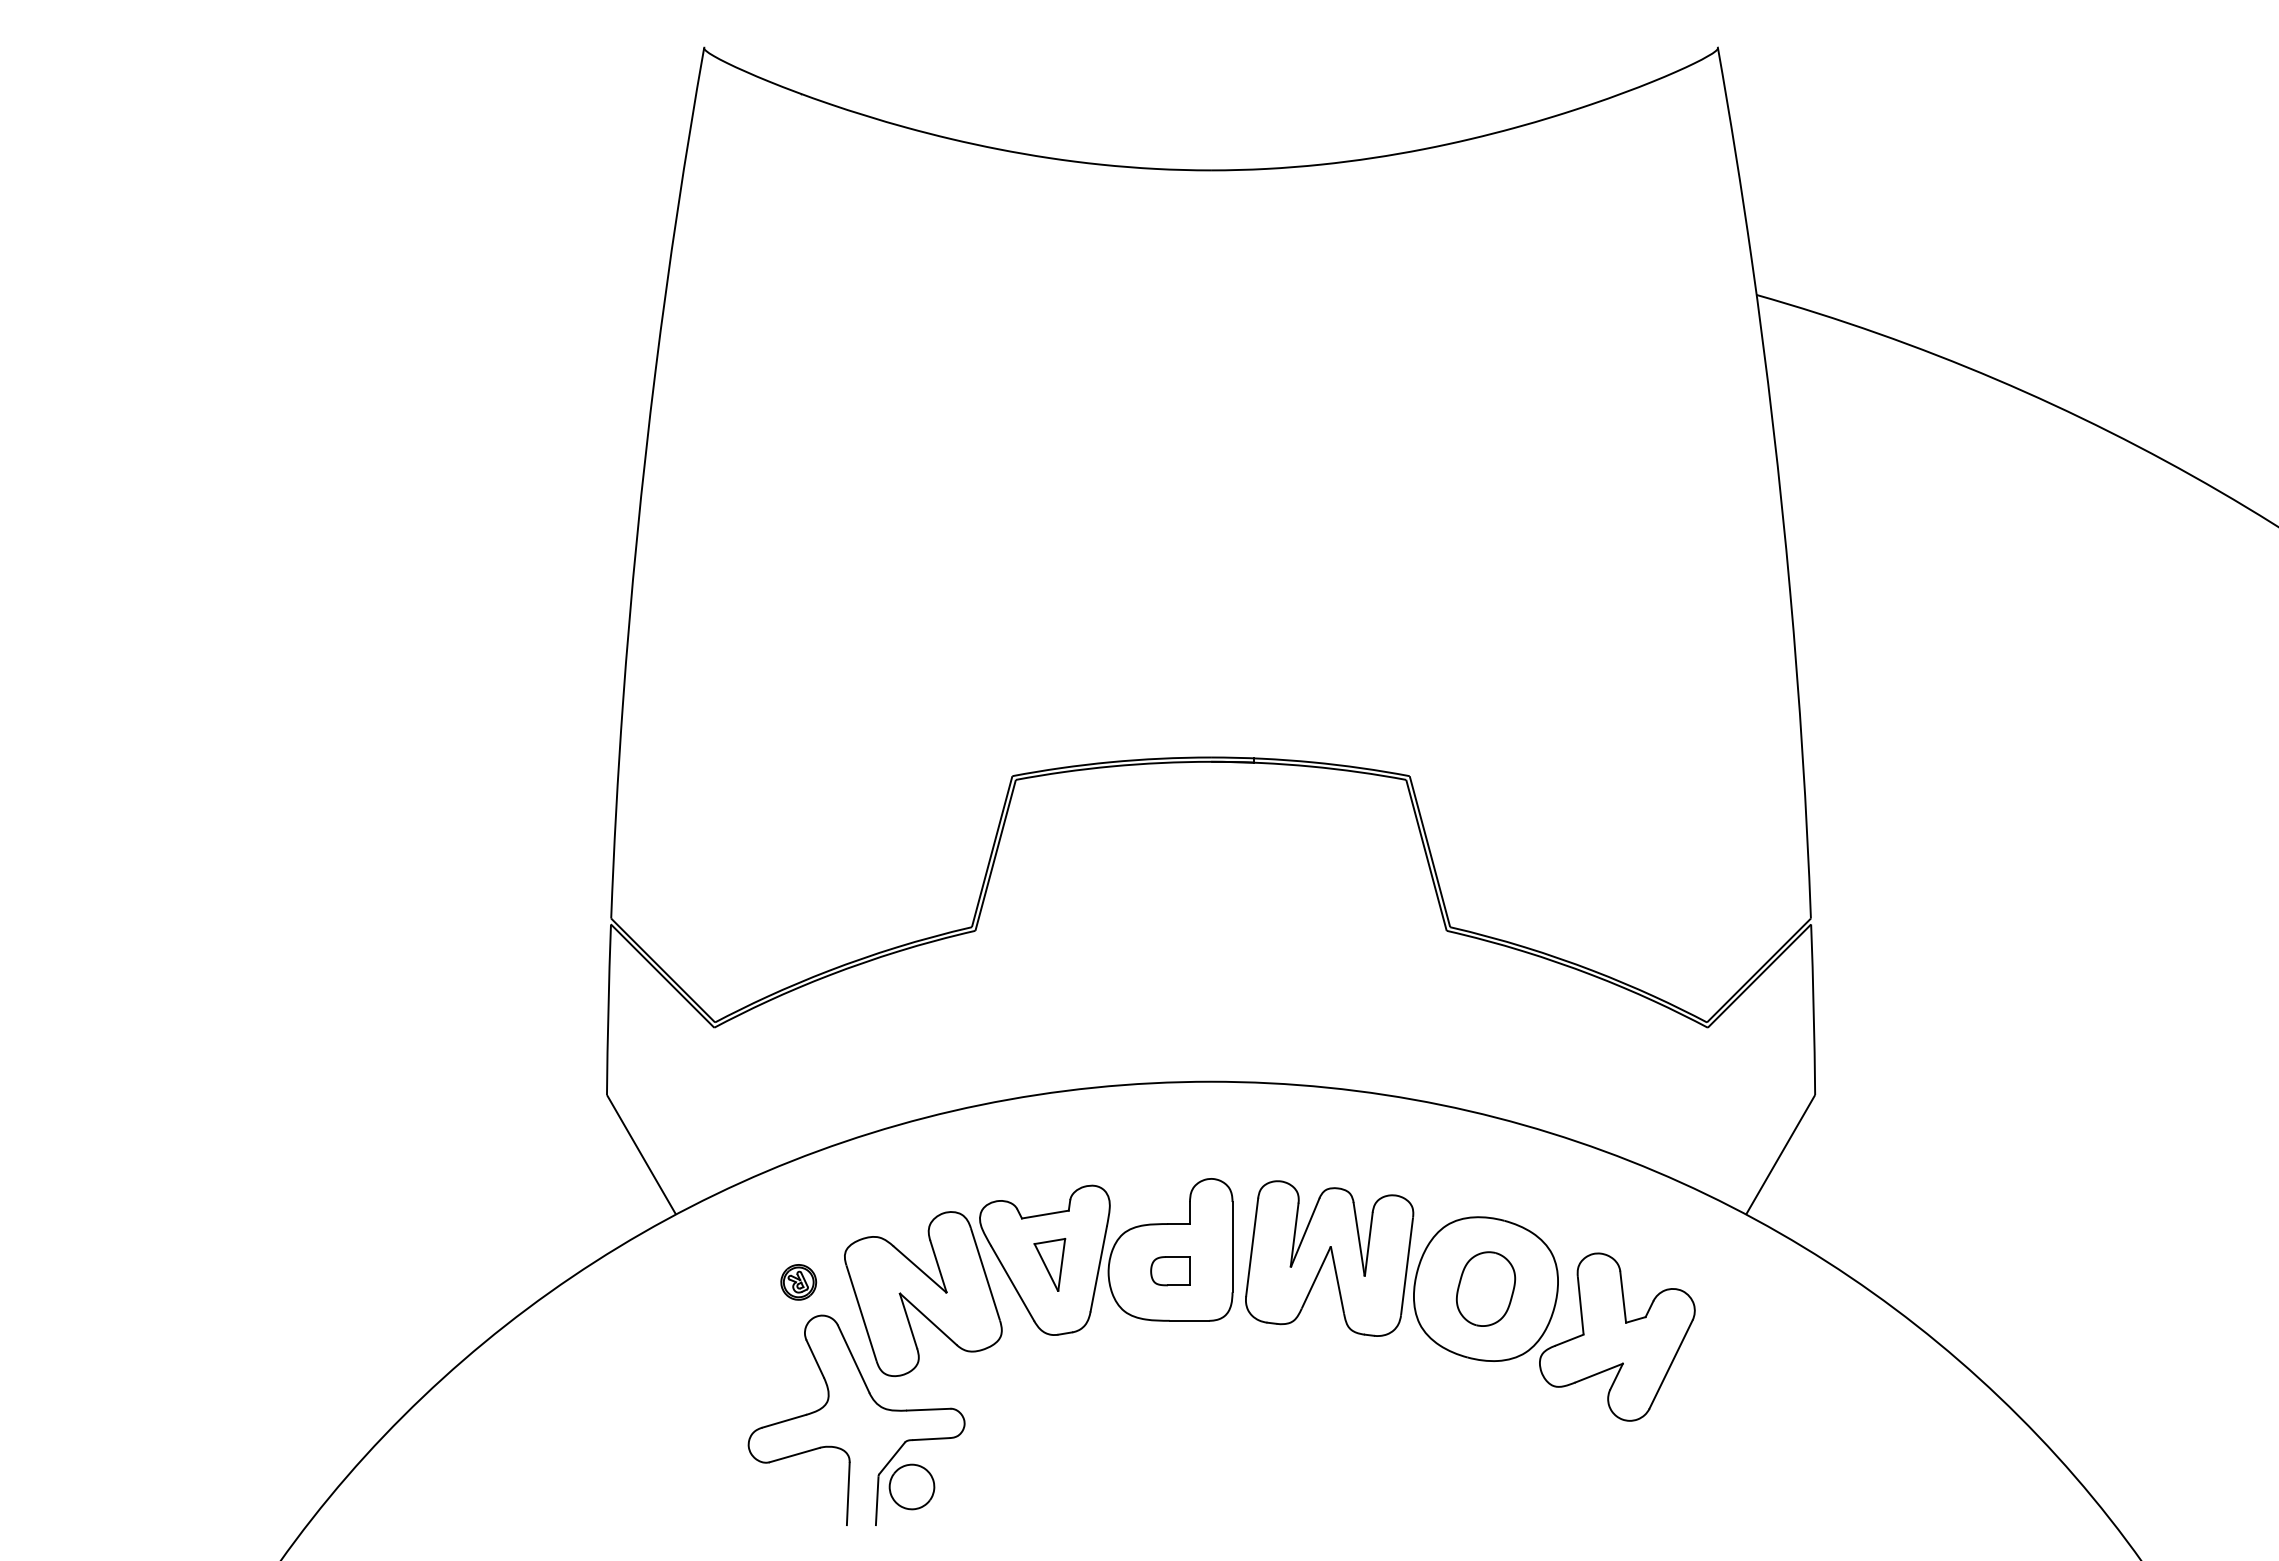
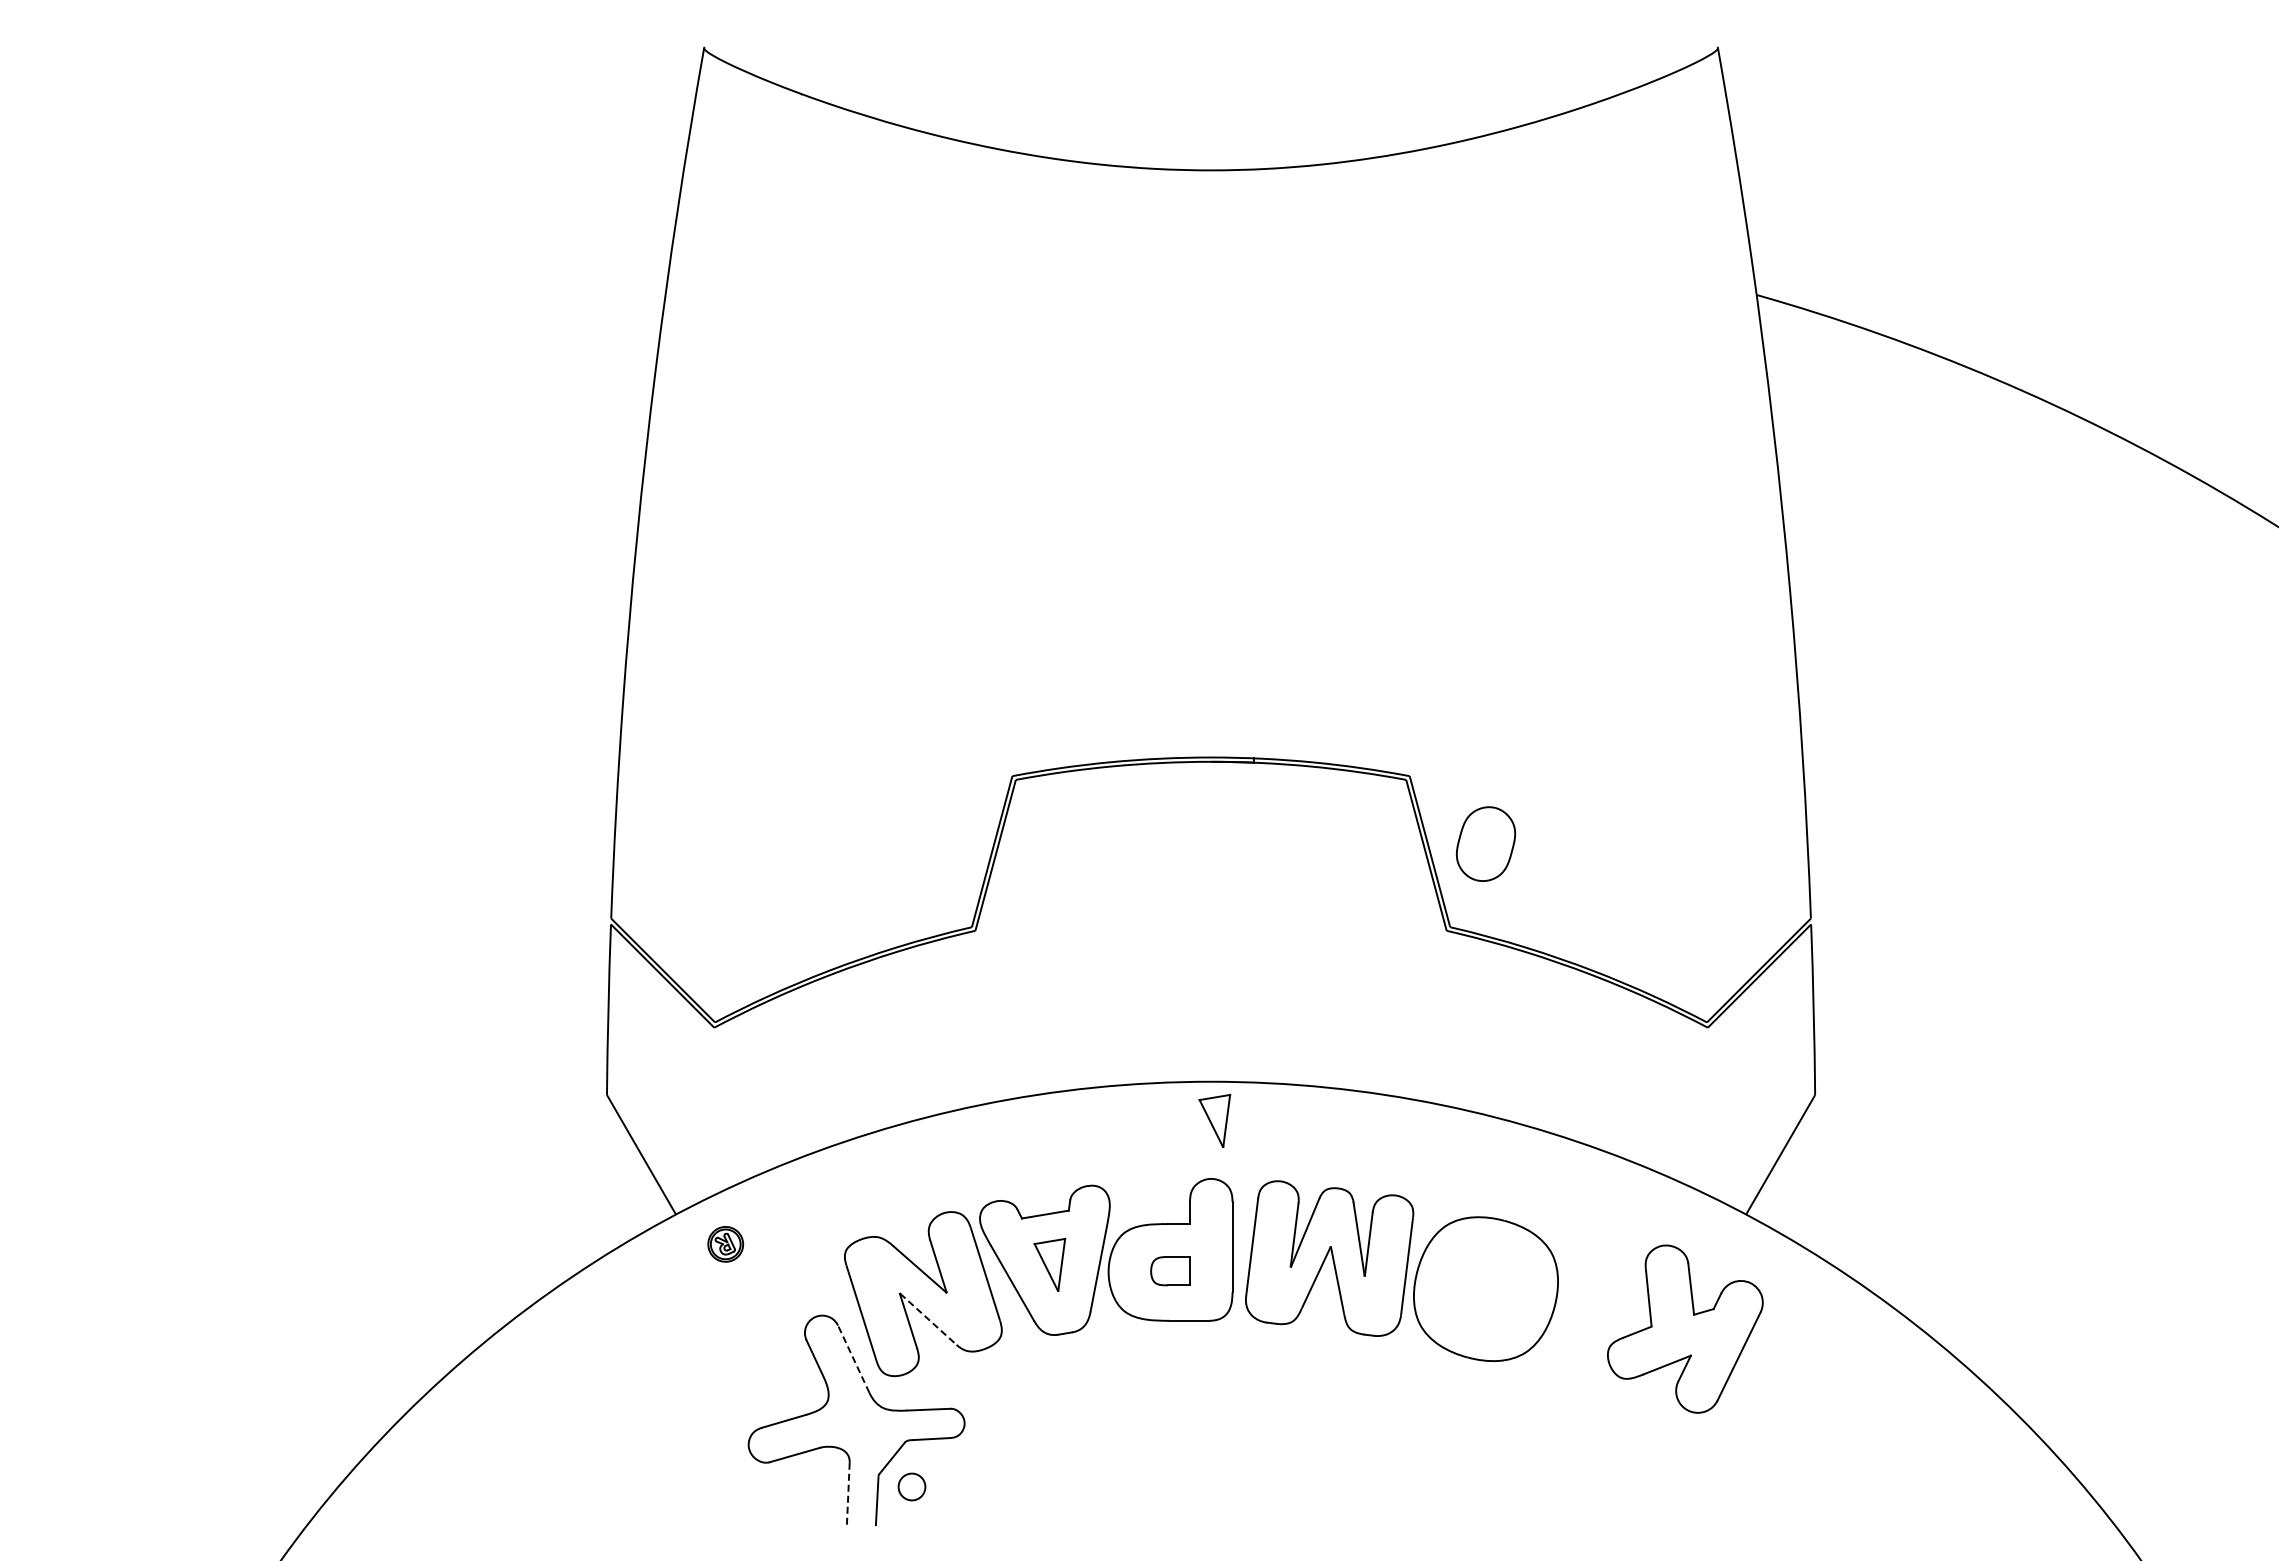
part: none -> present (1214, 1120)
part position: (798, 1282) -> (725, 1244) (725, 1244)
part position: (1485, 1288) -> (1485, 843) (1485, 843)
line: solid -> dashed (928, 1319)
part position: (1617, 1336) -> (1685, 1328) (1685, 1328)
line: solid -> dashed (853, 1358)
part size: 48x48 px -> 30x30 px (911, 1486)
line: solid -> dashed (848, 1494)
